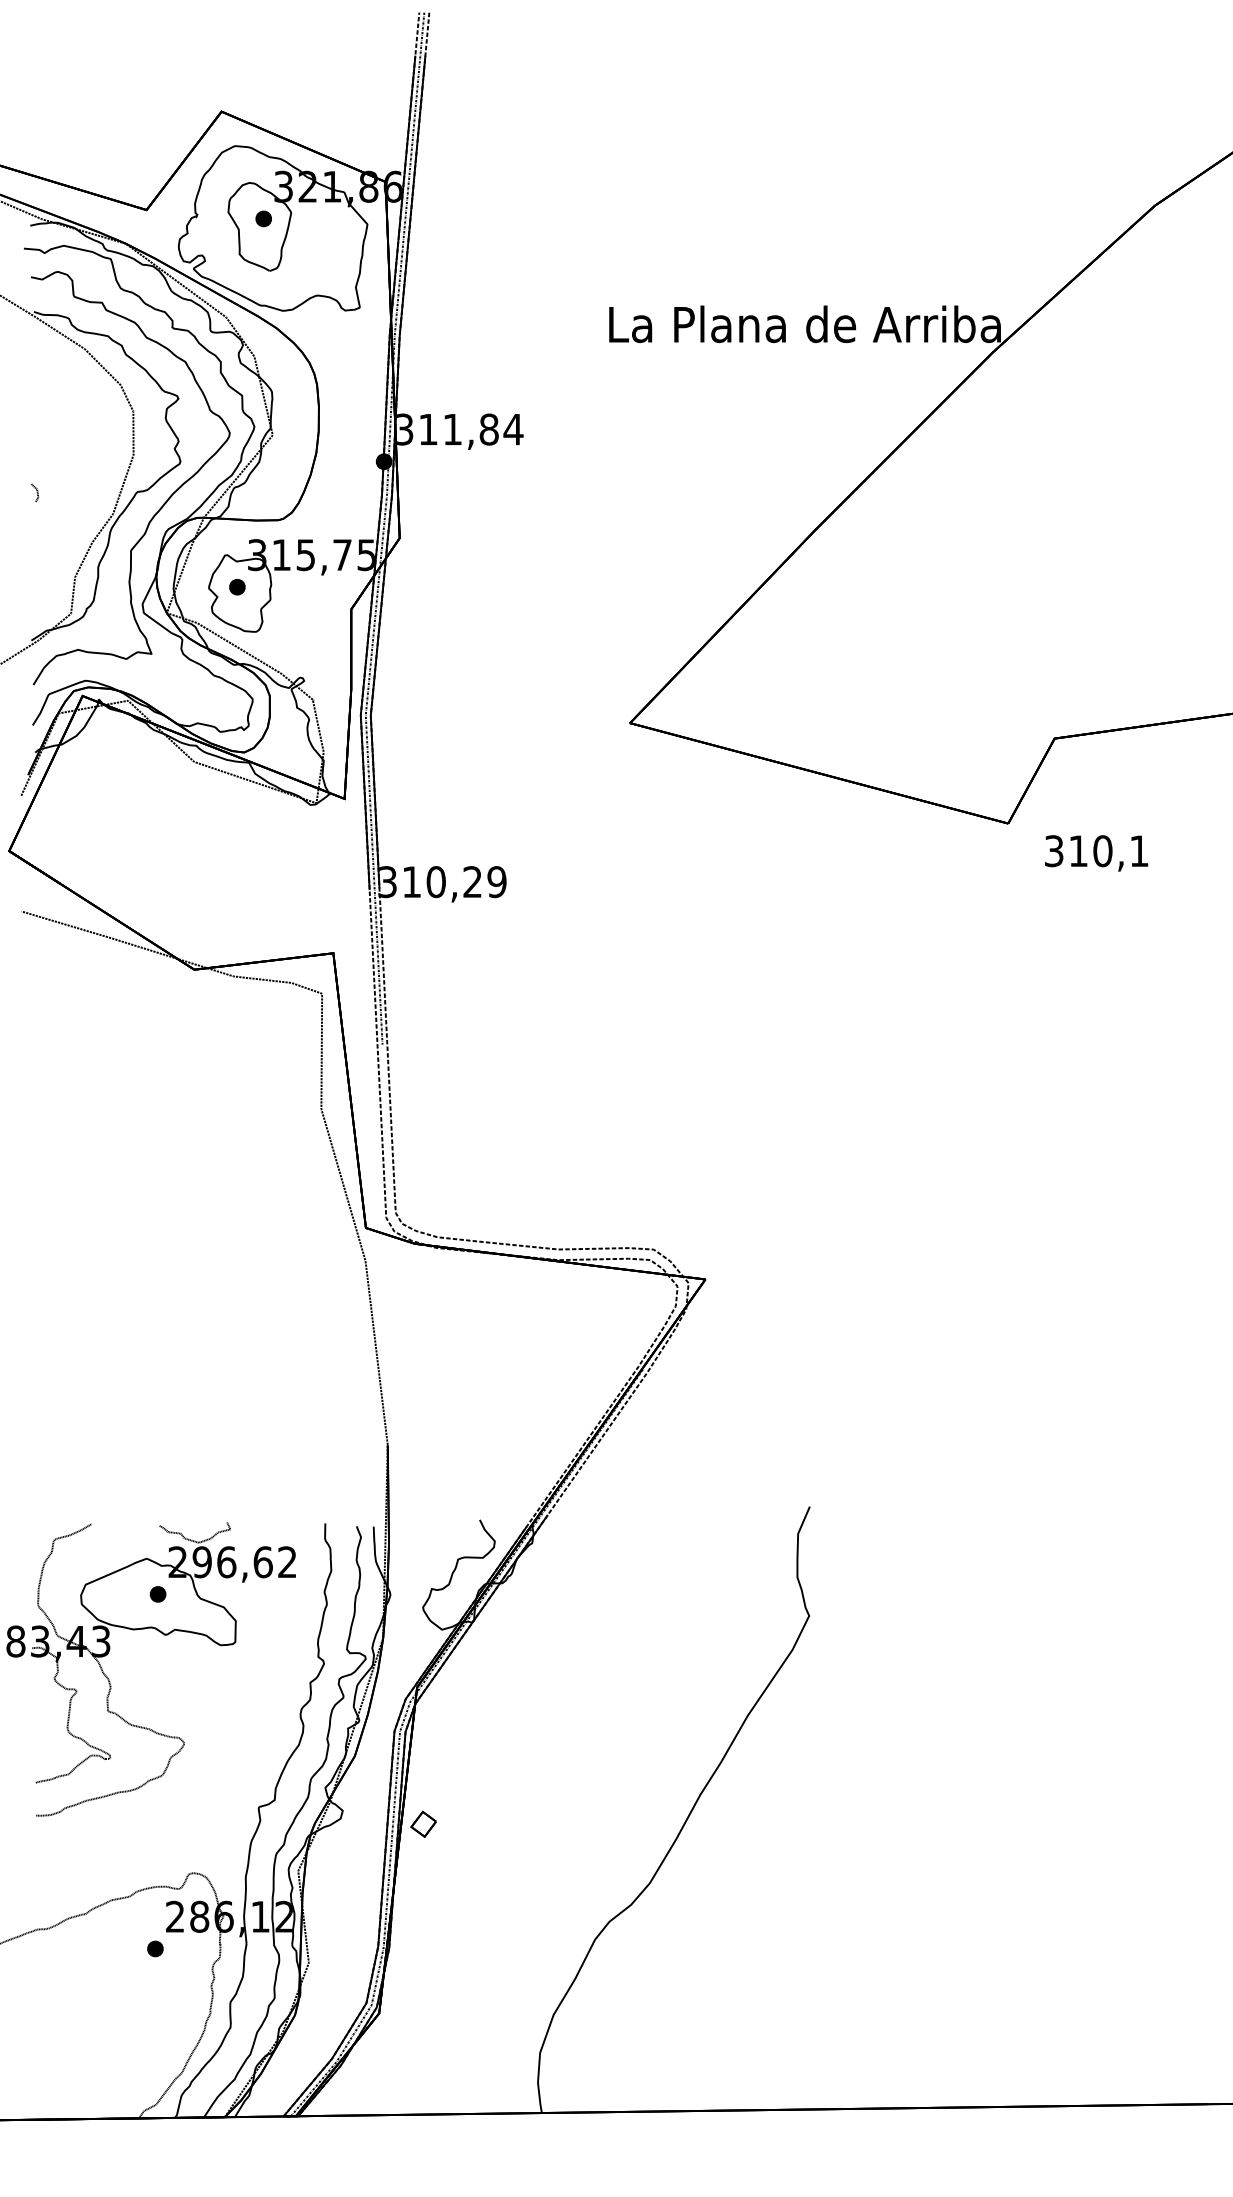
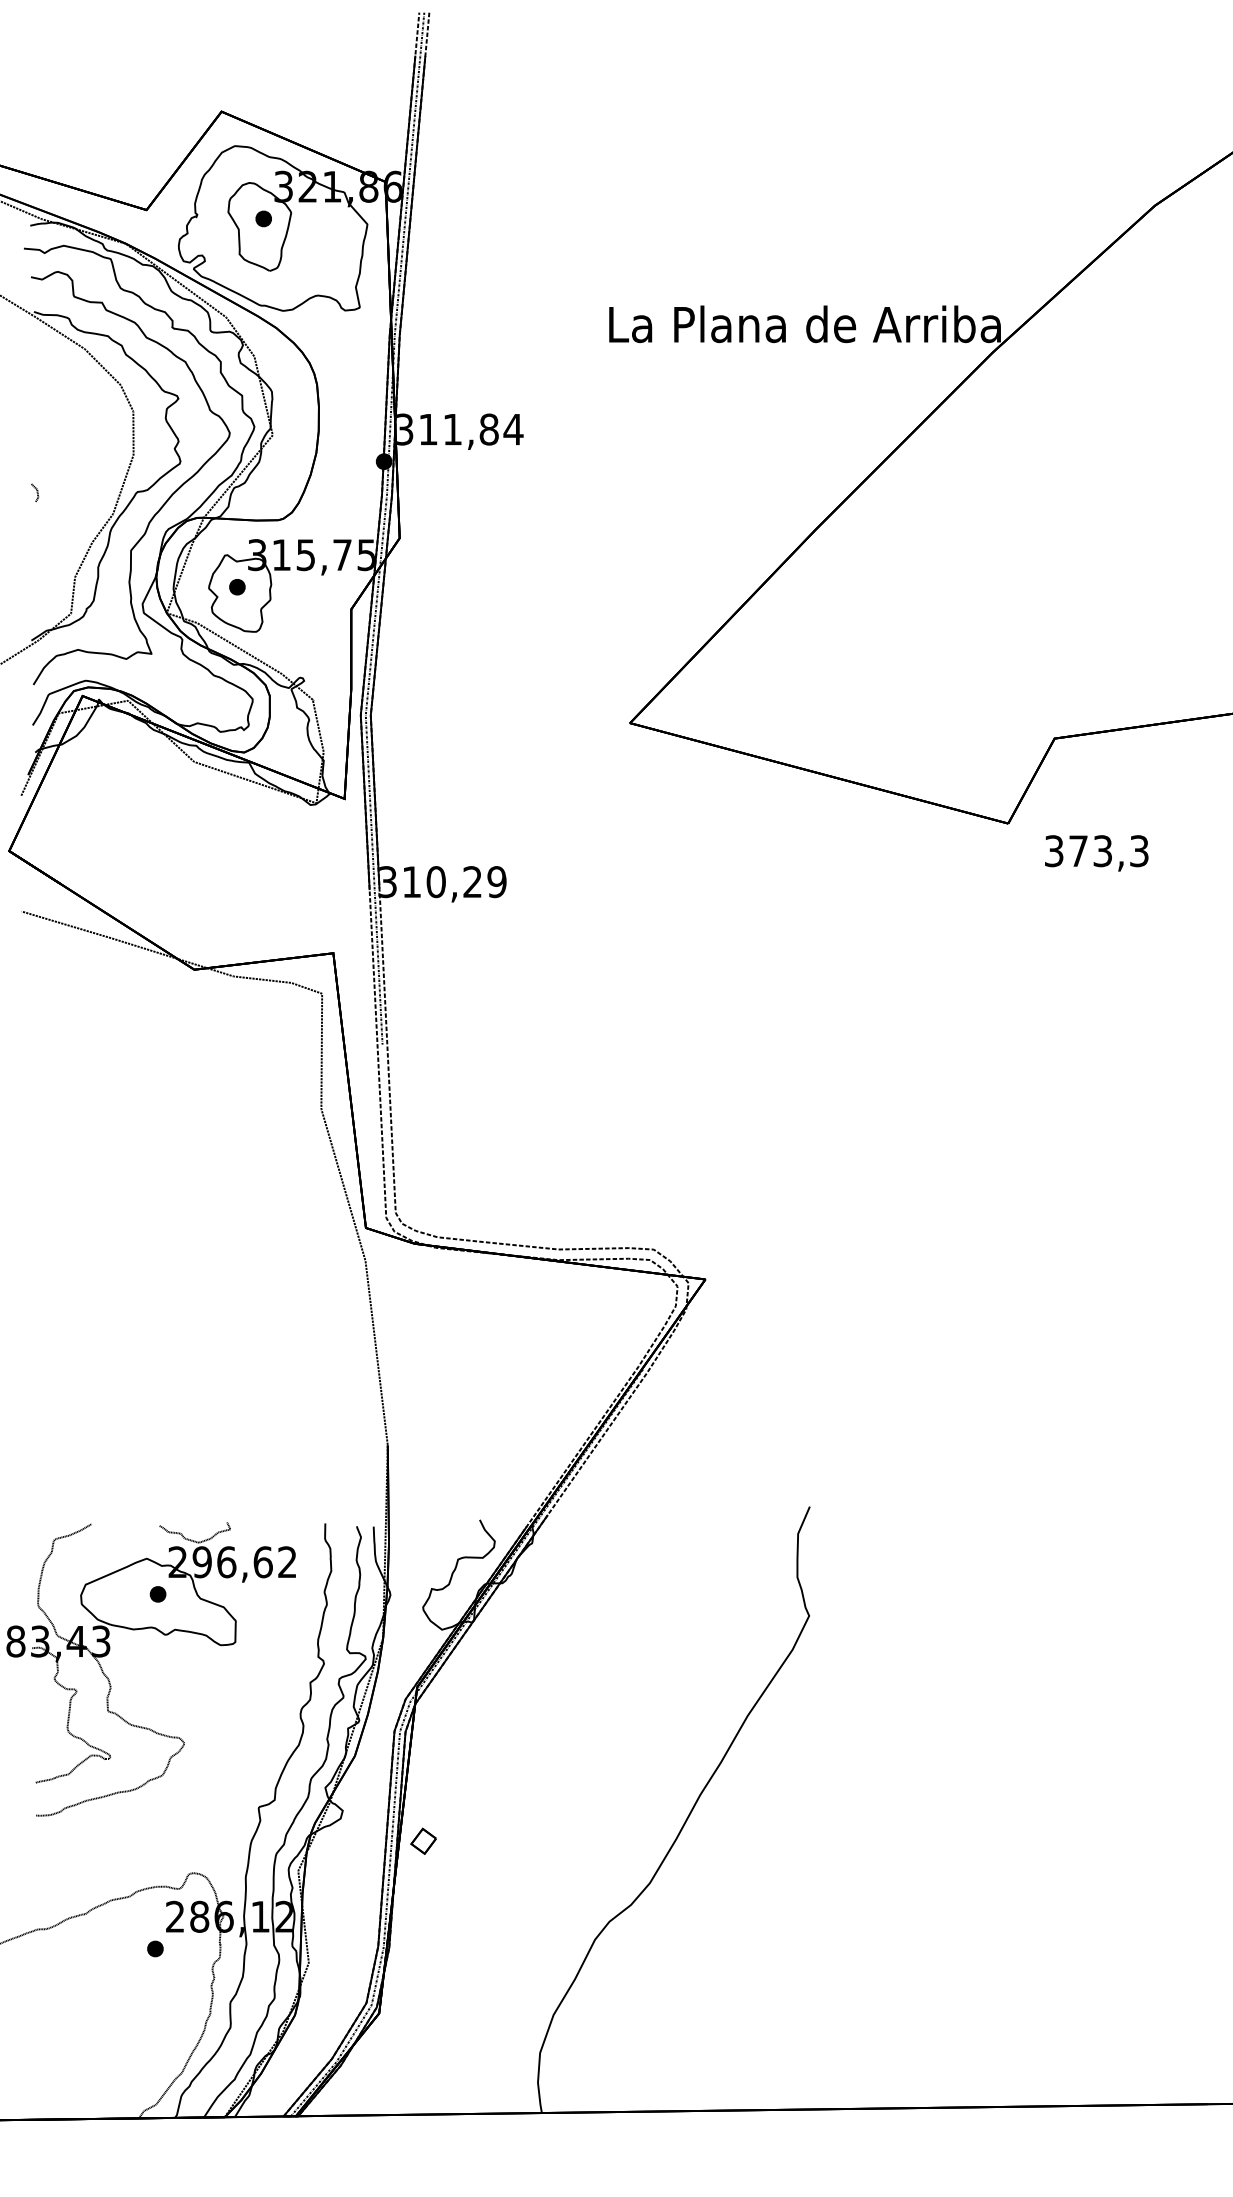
text: 310,1 -> 373,3 (1108, 851)
part position: (423, 1823) -> (423, 1840) (423, 1840)
